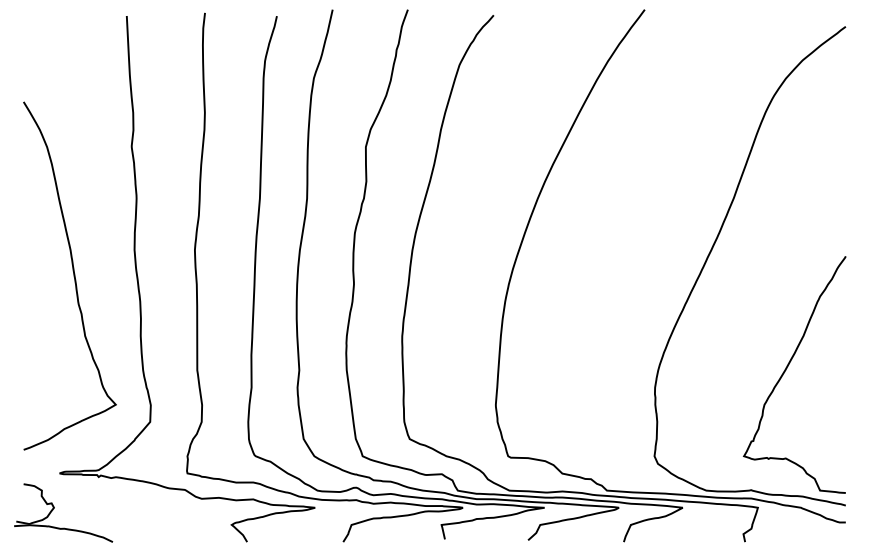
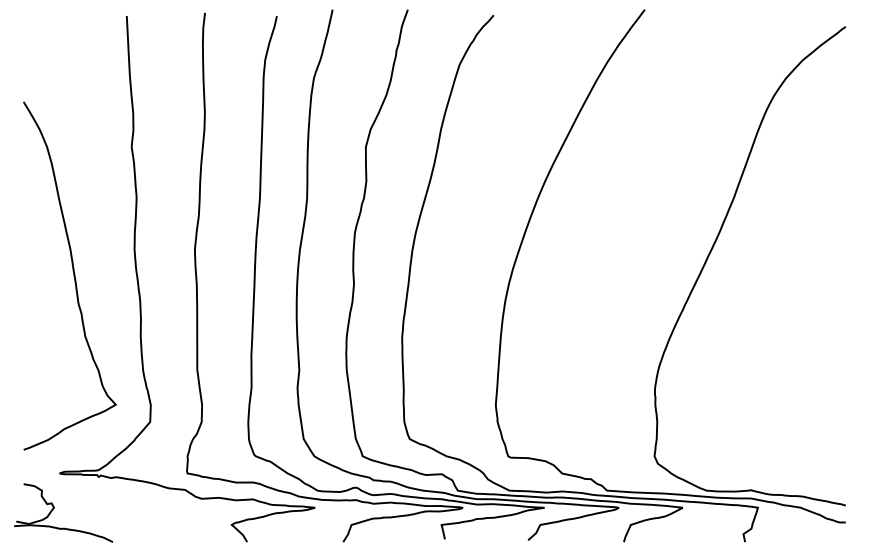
curve: present -> none (786, 370)
